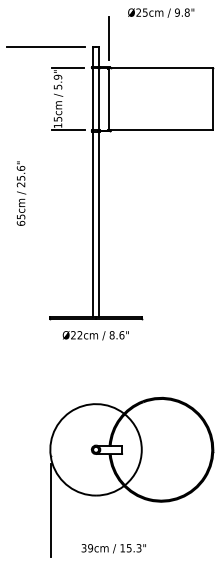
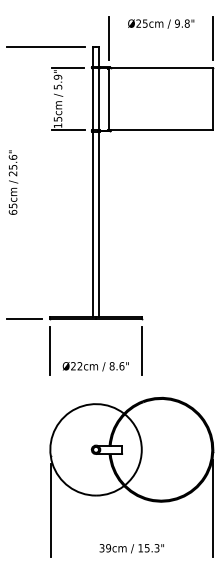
text position: (161, 12) -> (161, 23) (161, 23)
line: none -> present (213, 38)
text position: (21, 193) -> (13, 182) (13, 182)
line: none -> present (24, 318)
text position: (95, 335) -> (95, 366) (95, 366)
line: none -> present (50, 350)
line: none -> present (141, 350)
line: none -> present (213, 507)
text position: (113, 548) -> (131, 548) (131, 548)
